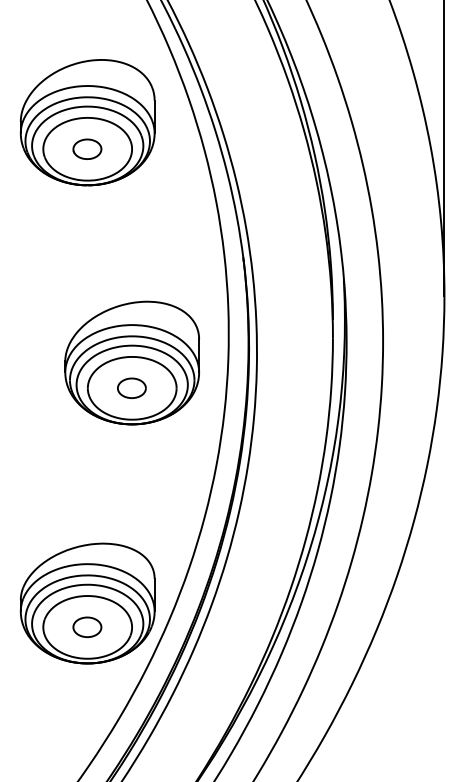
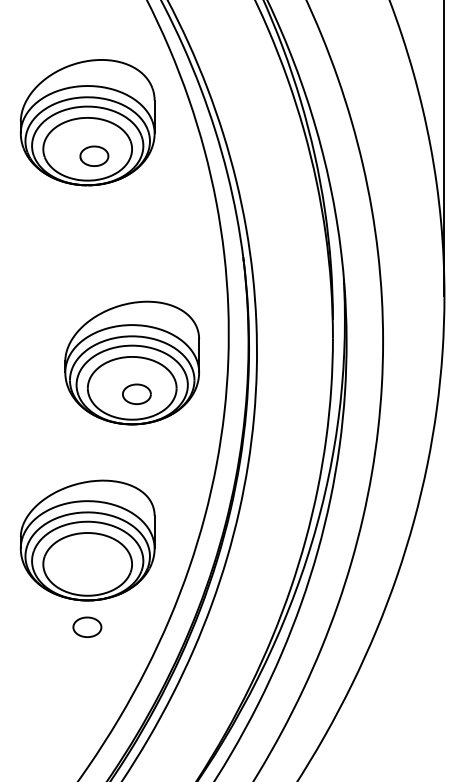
part position: (87, 148) -> (94, 155) (94, 155)
part position: (131, 387) -> (136, 393) (136, 393)
part position: (87, 603) -> (87, 540) (87, 540)
